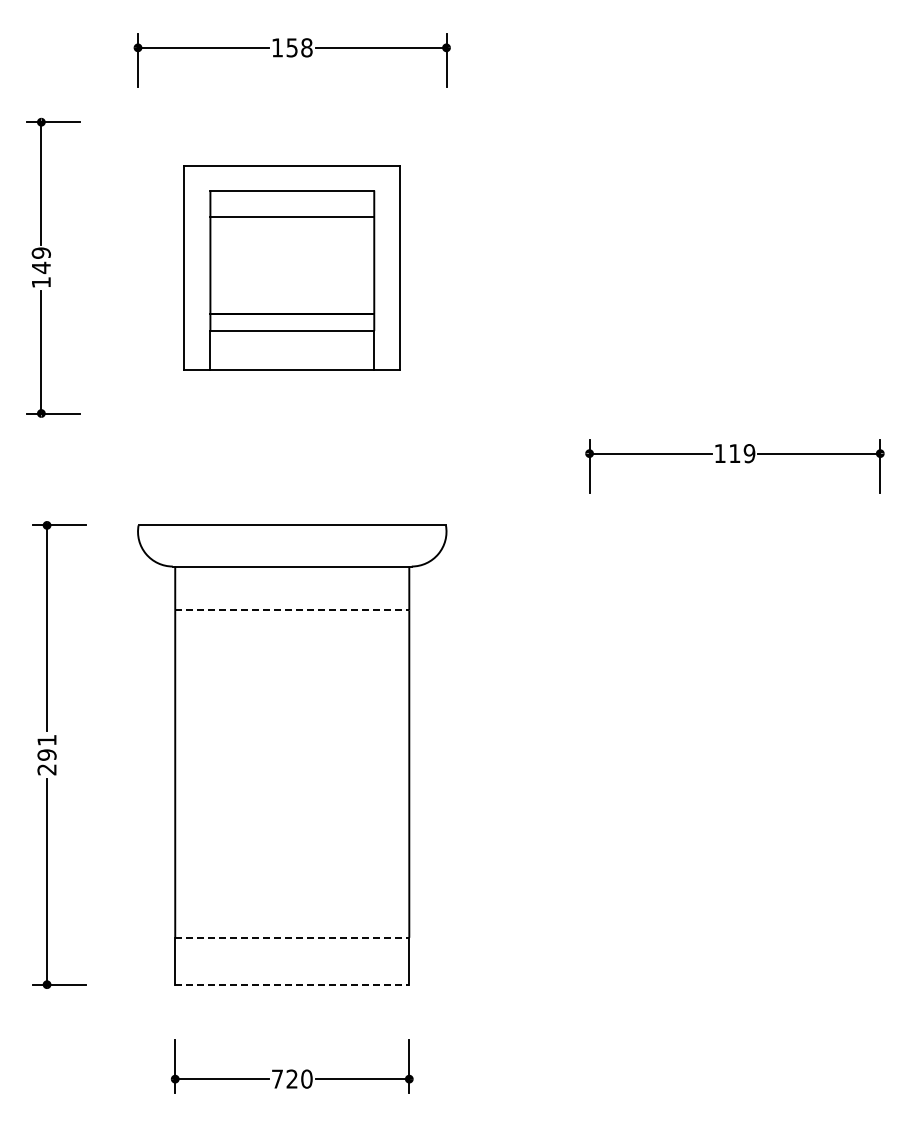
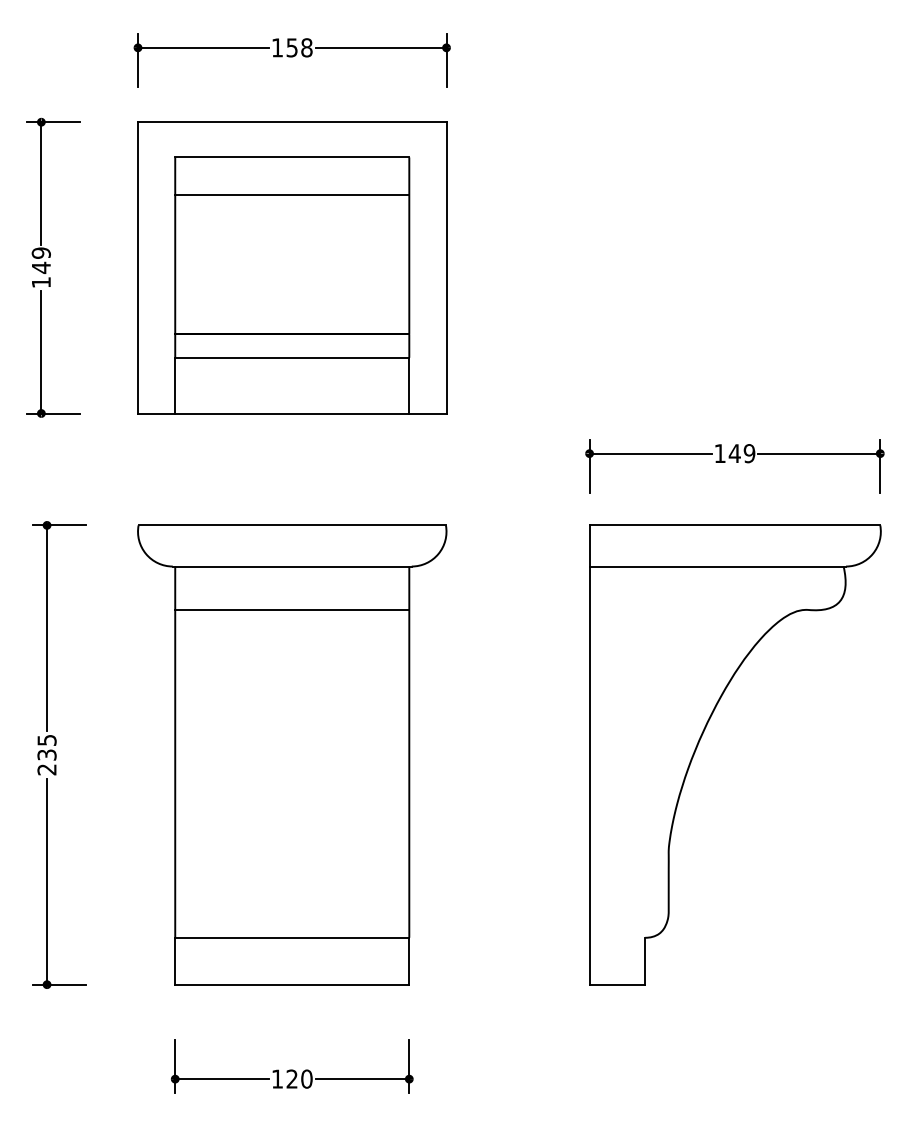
part size: 218x206 px -> 311x294 px (292, 267)
text: 119 -> 149 (734, 453)
line: dashed -> solid (292, 610)
part: none -> present (701, 738)
text: 291 -> 235 (46, 747)
line: dashed -> solid (292, 937)
line: dashed -> solid (292, 984)
text: 720 -> 120 (277, 1078)
